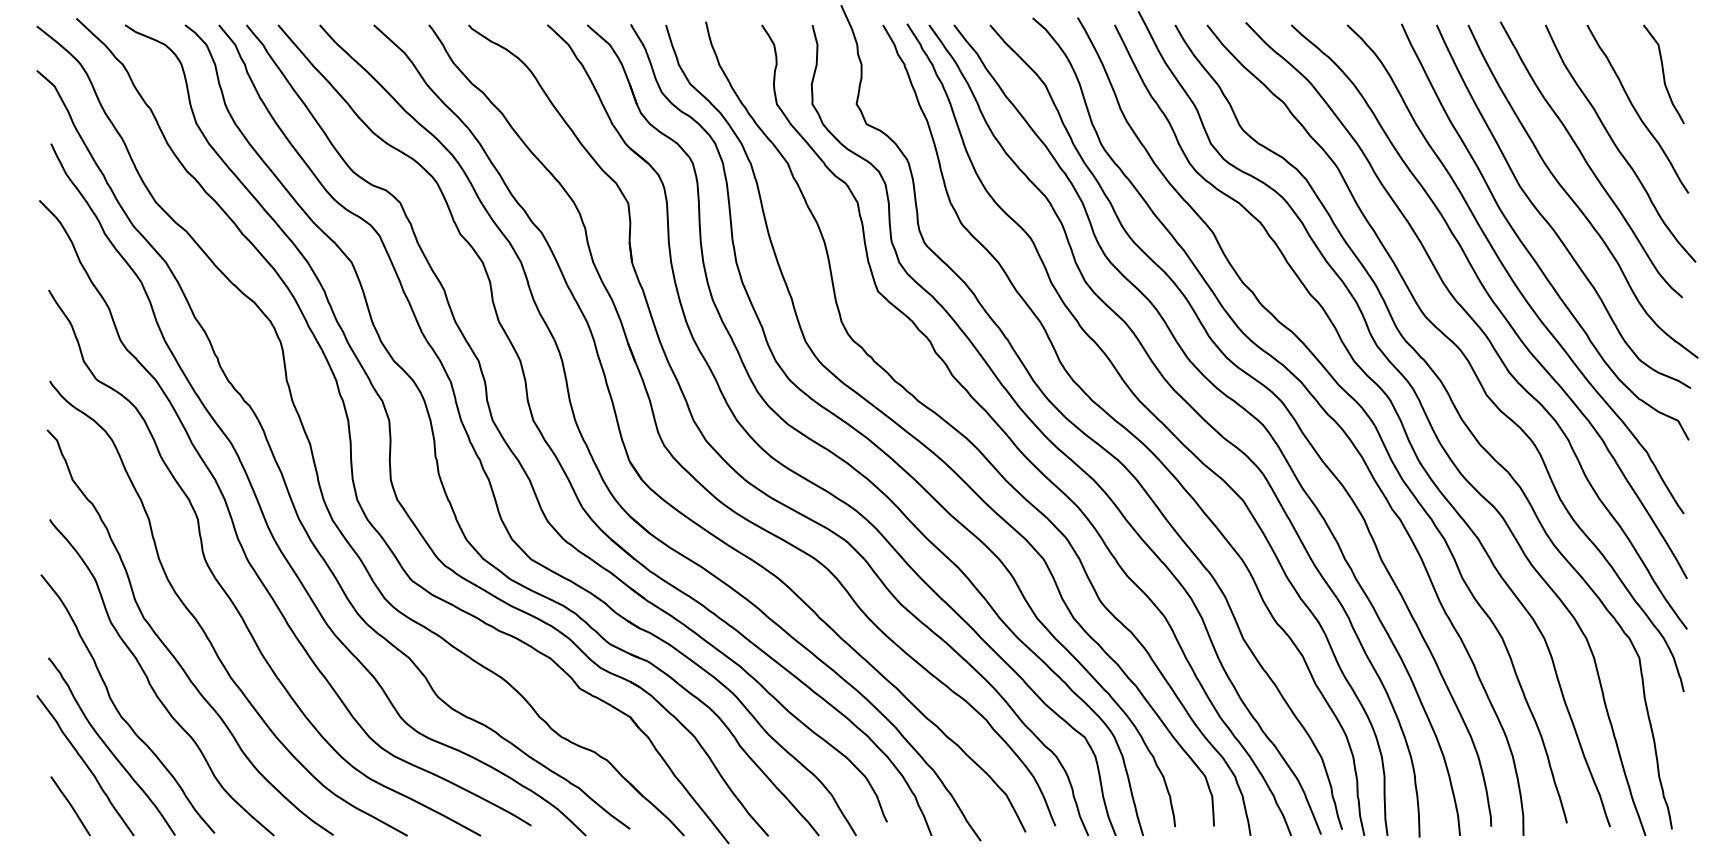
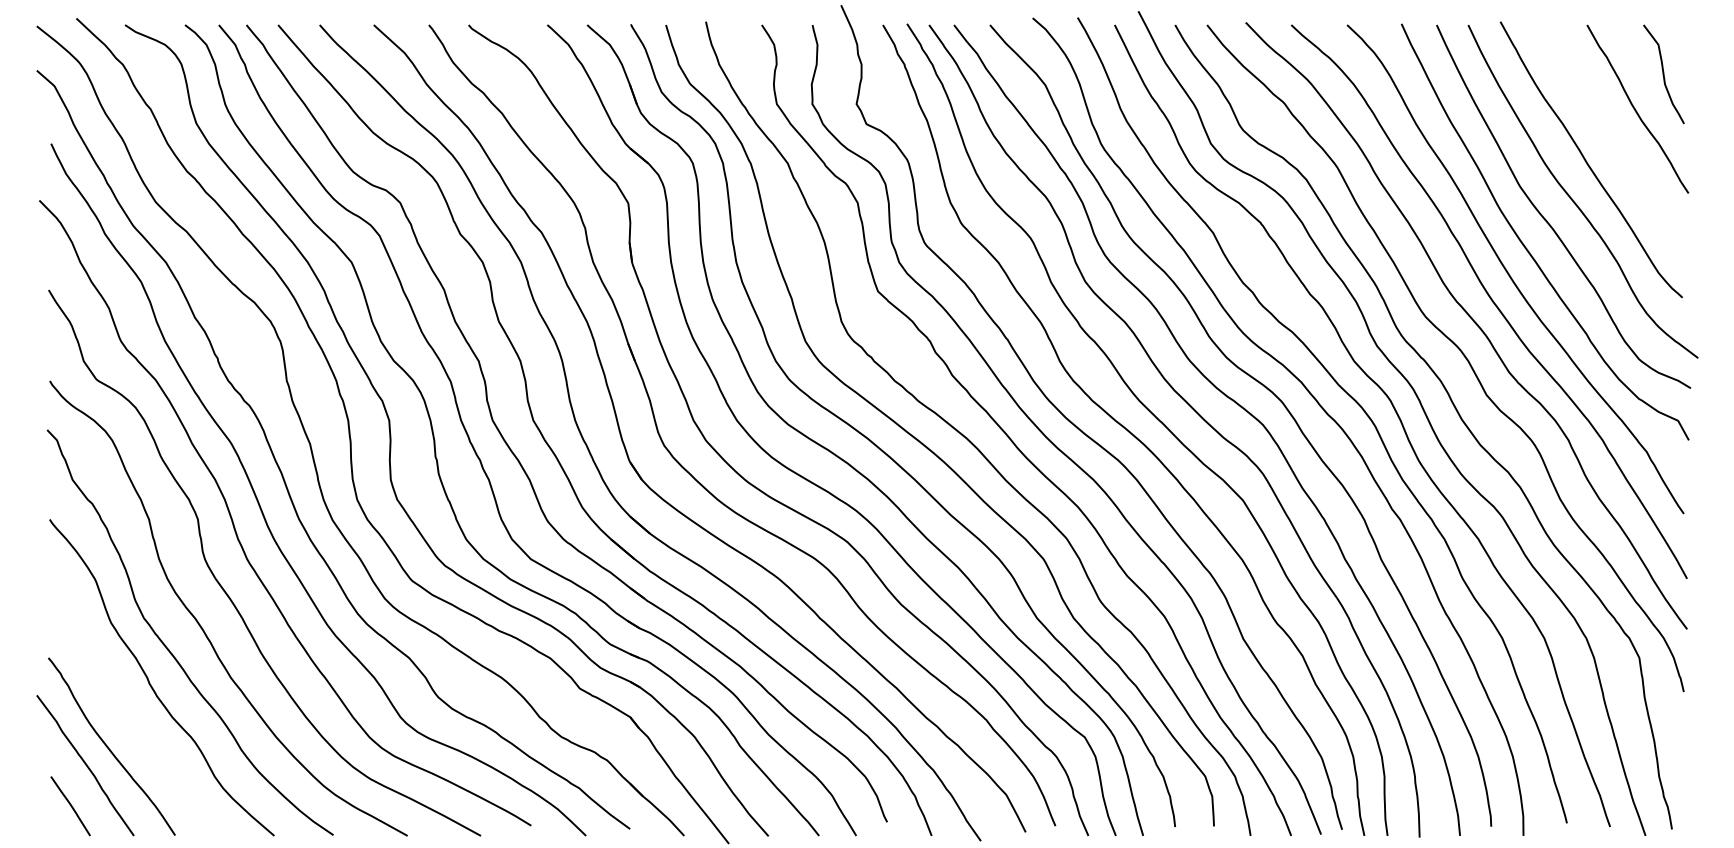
curve: present -> none (1617, 146)
curve: present -> none (117, 708)
